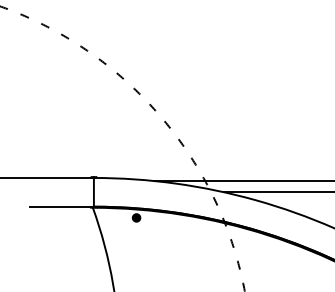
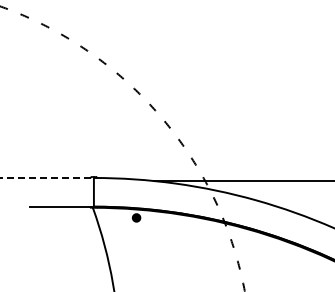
line: solid -> dashed (47, 177)
line: present -> none (277, 192)
